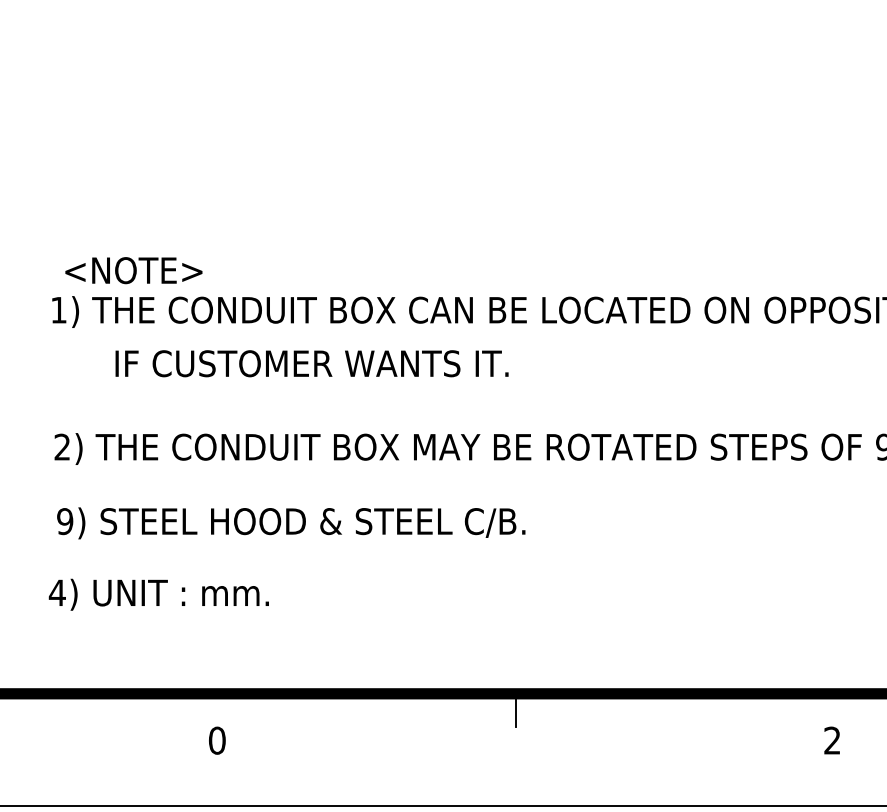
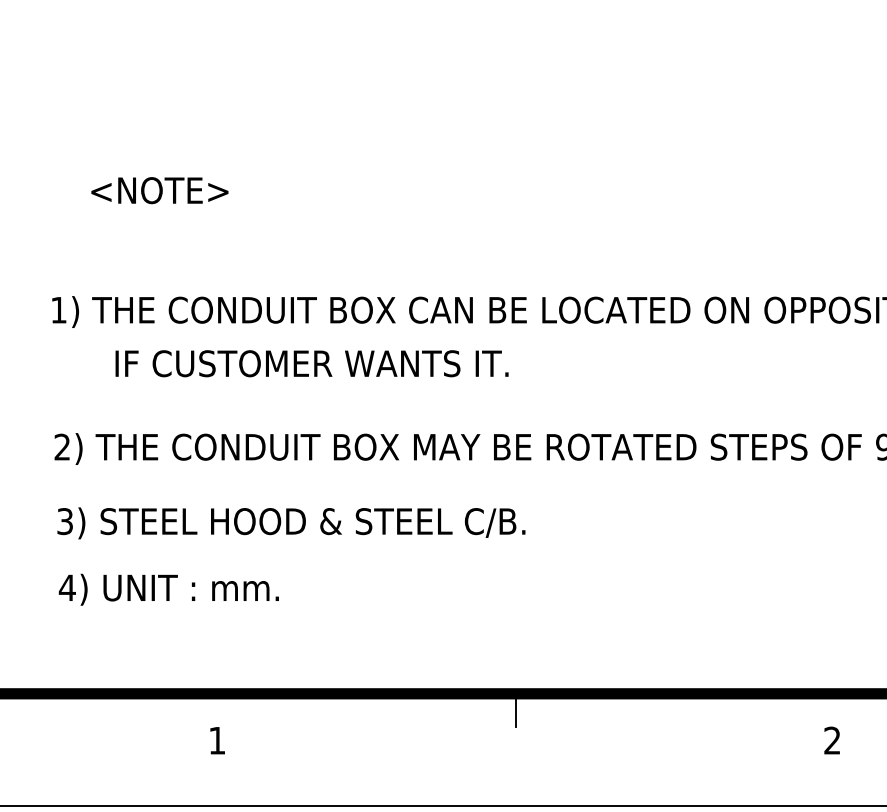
text position: (133, 270) -> (159, 190) (159, 190)
text: 9) -> 3) (65, 521)
text position: (158, 594) -> (168, 589) (168, 589)
text: 0 -> 1 (217, 740)
